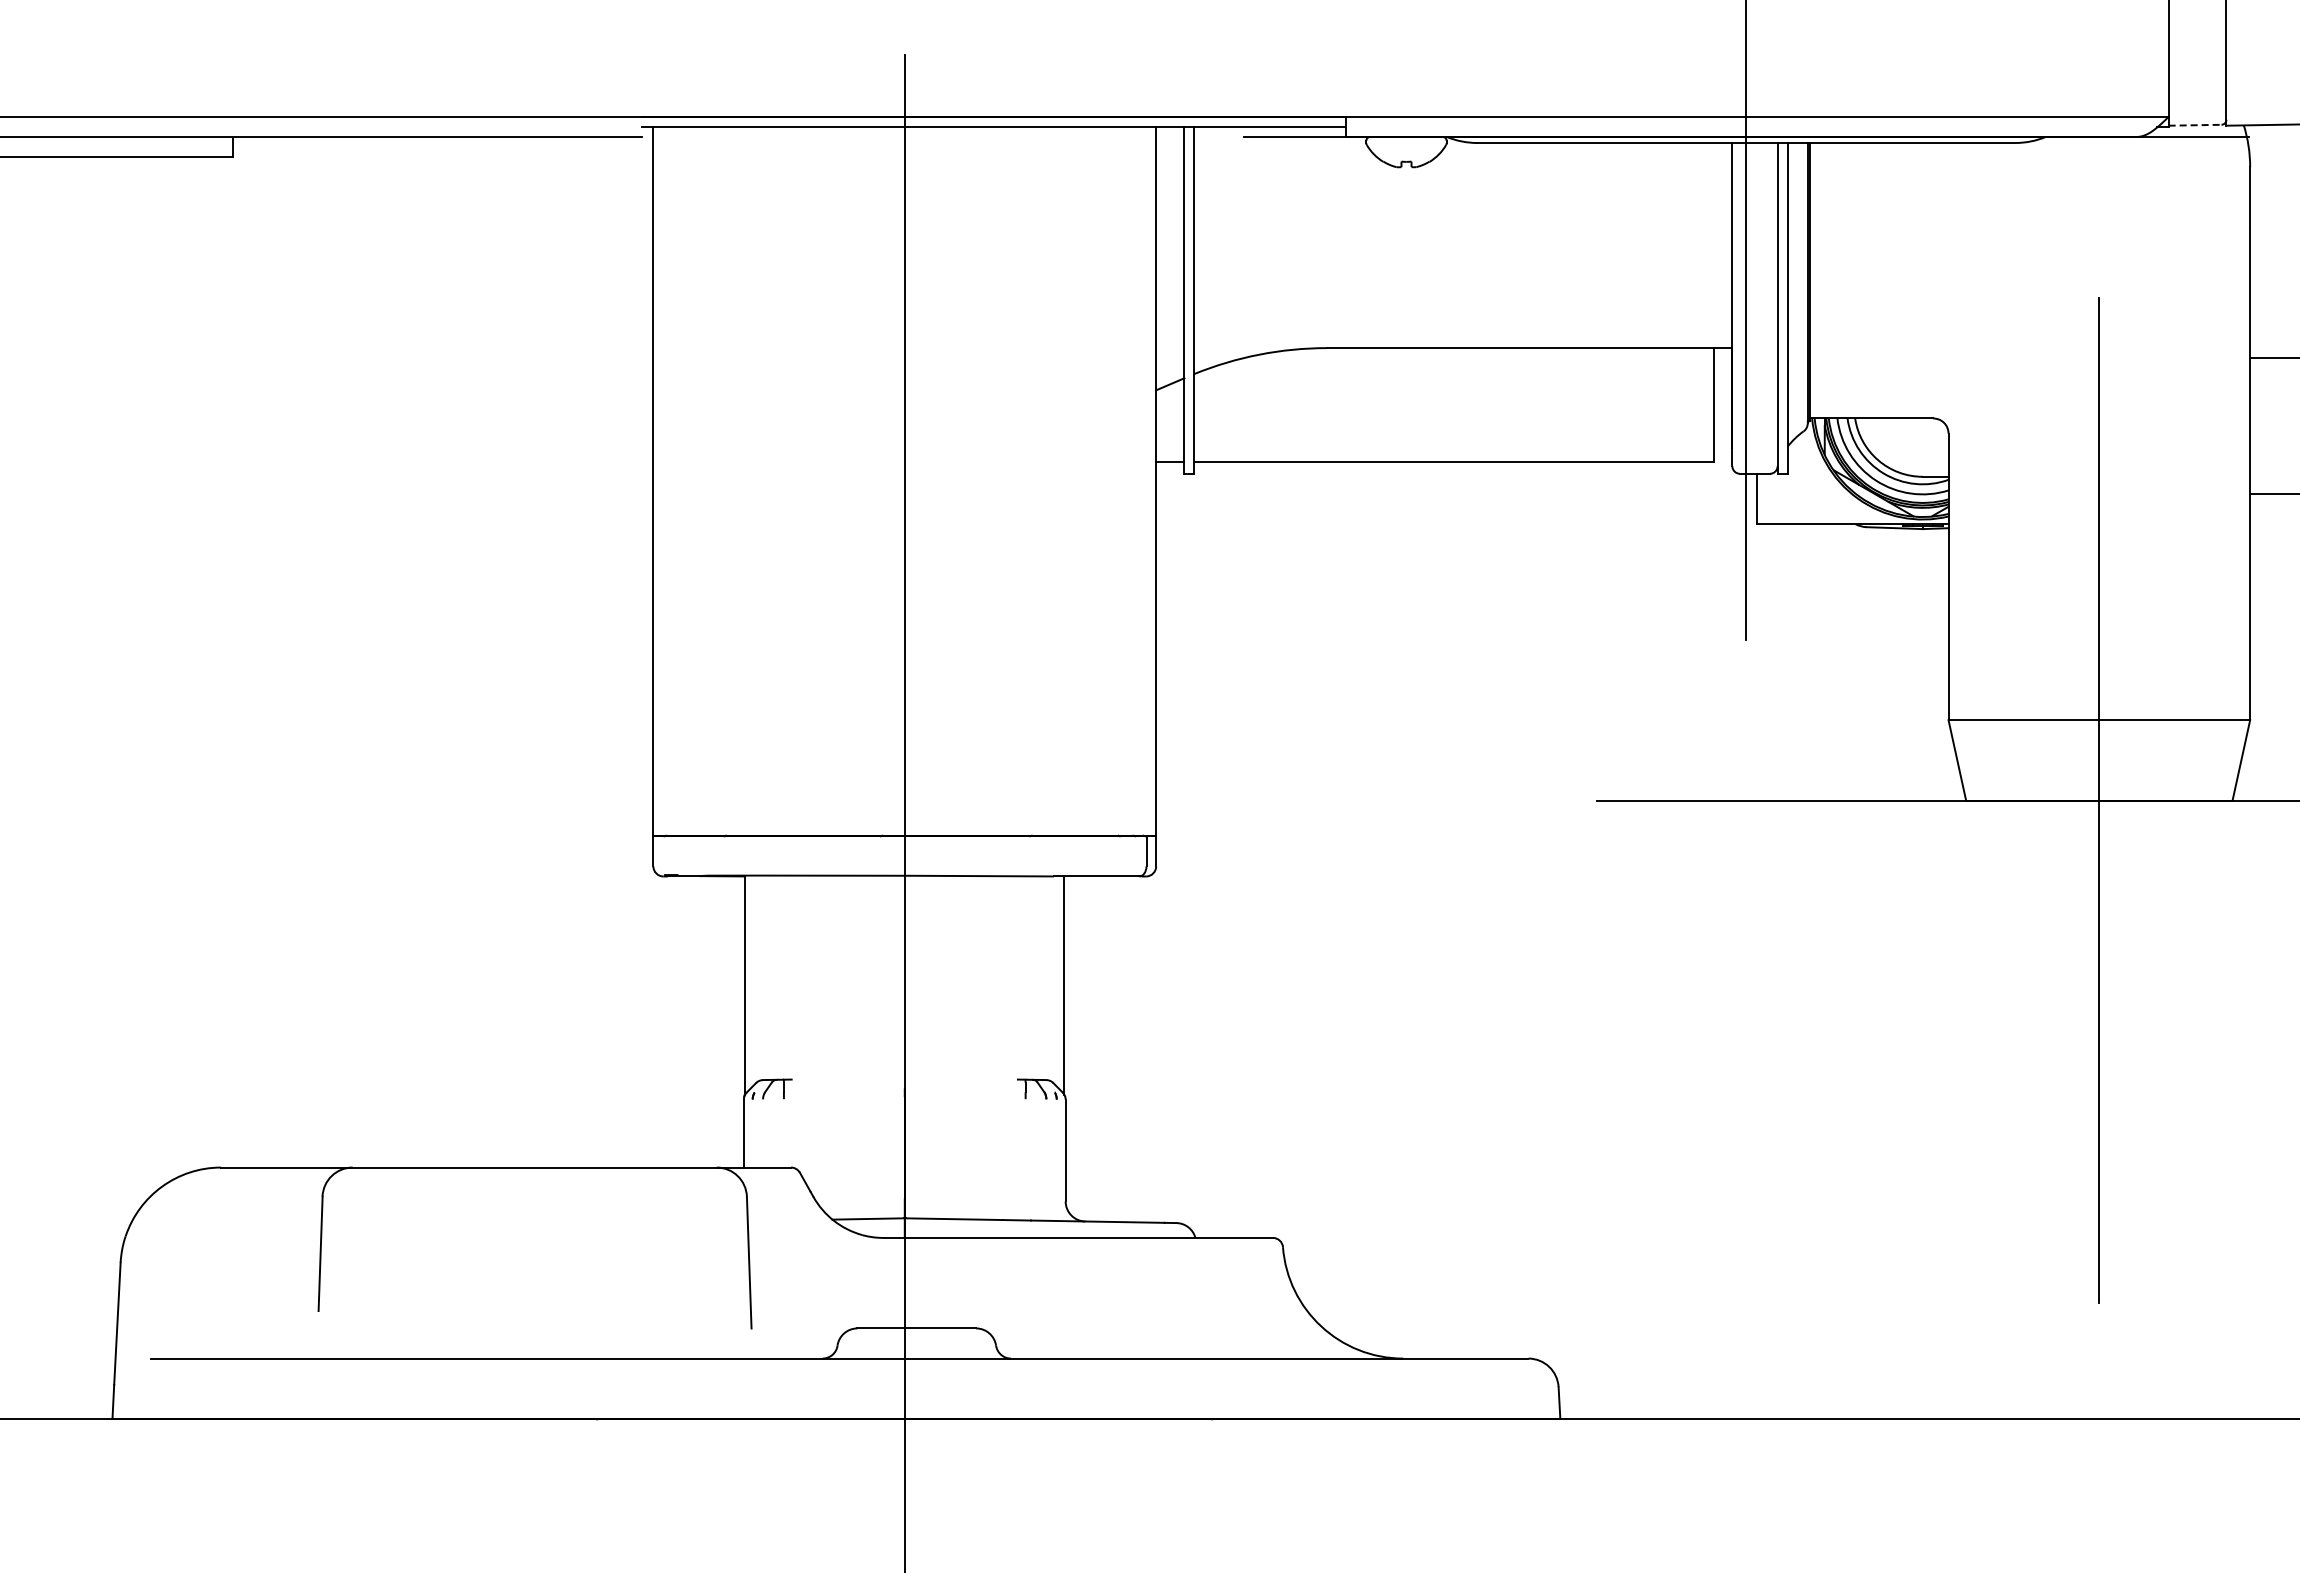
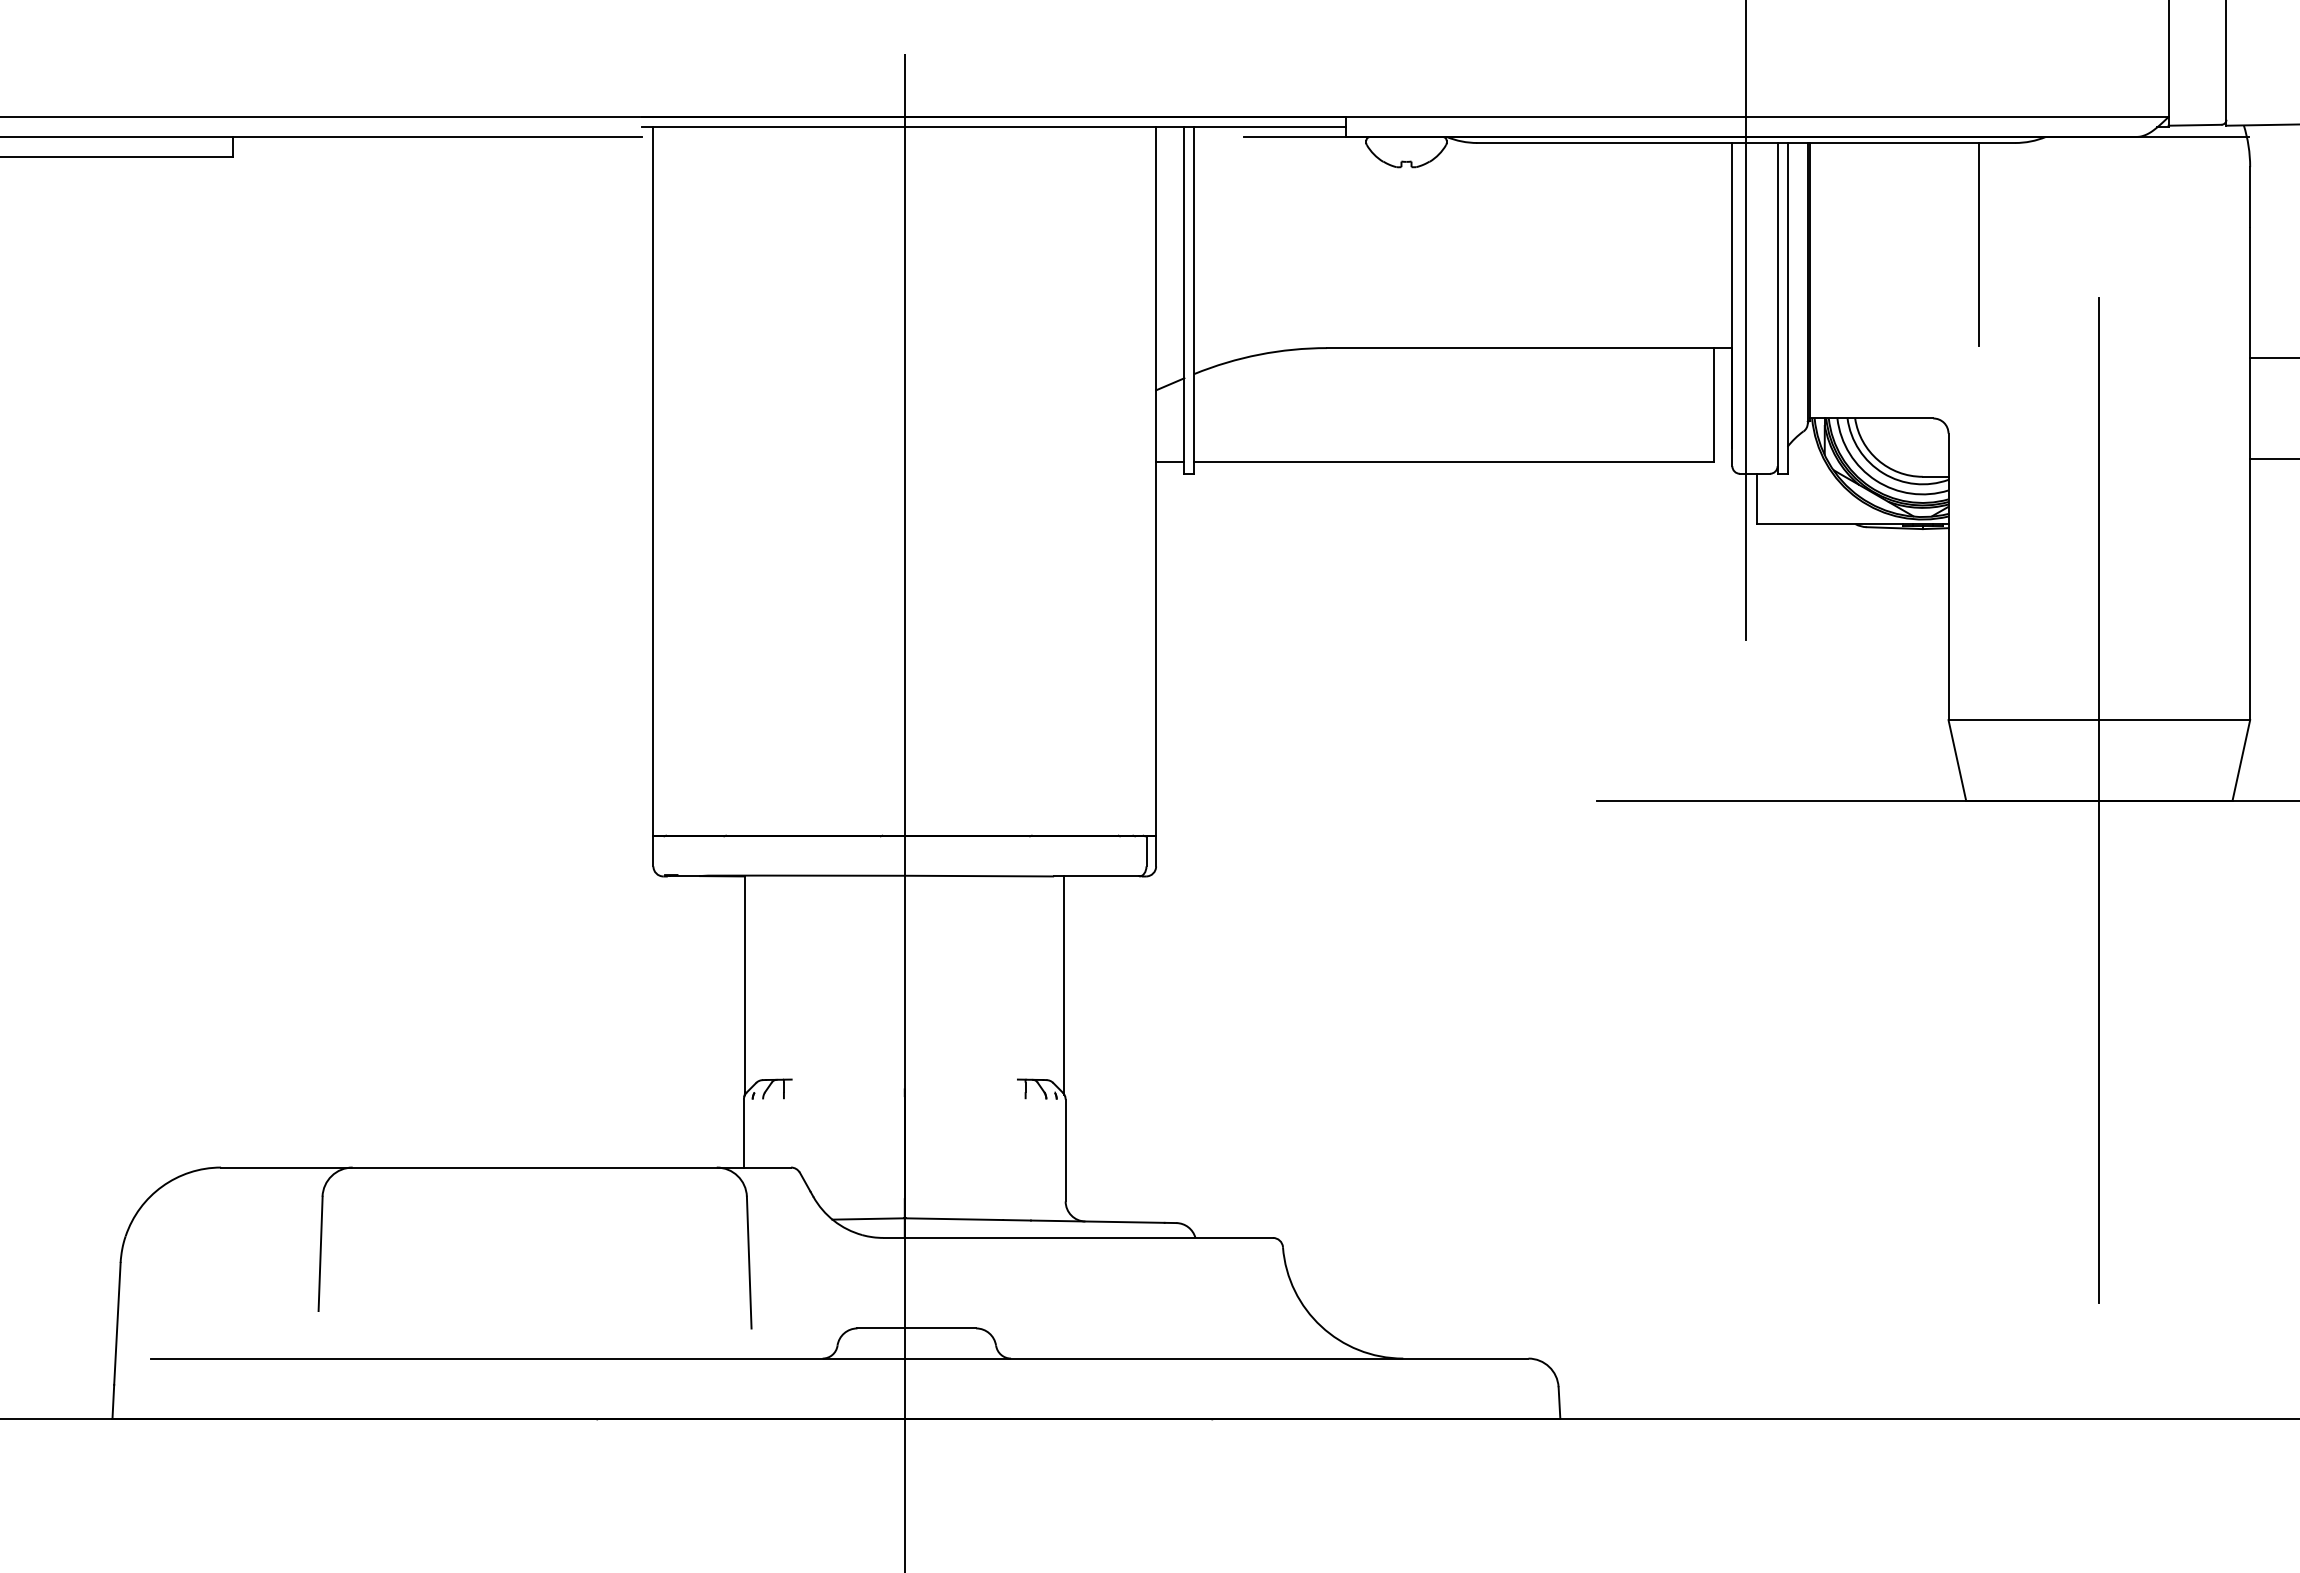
line: dashed -> solid (2195, 125)
line: none -> present (1978, 244)
line position: (2273, 493) -> (2273, 458) (2273, 458)
